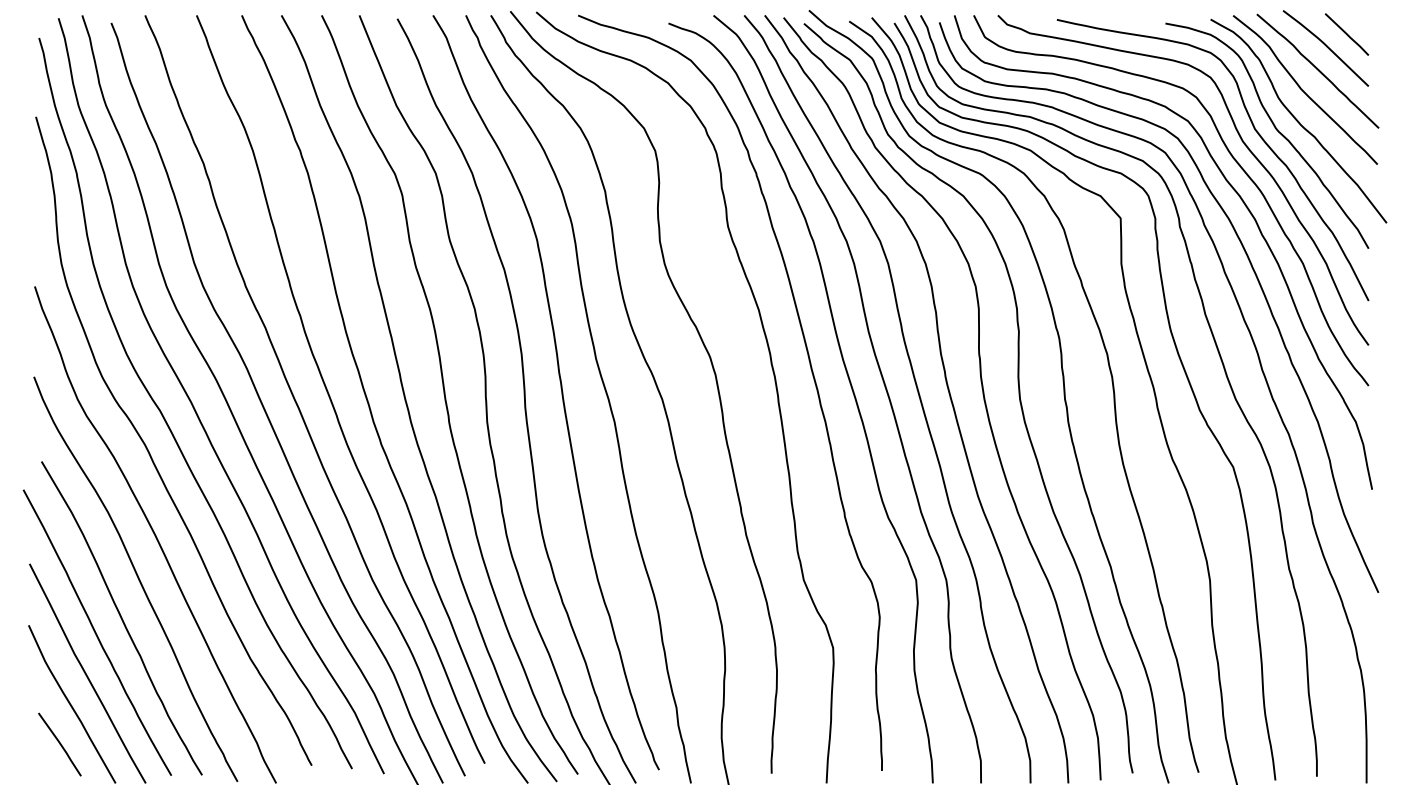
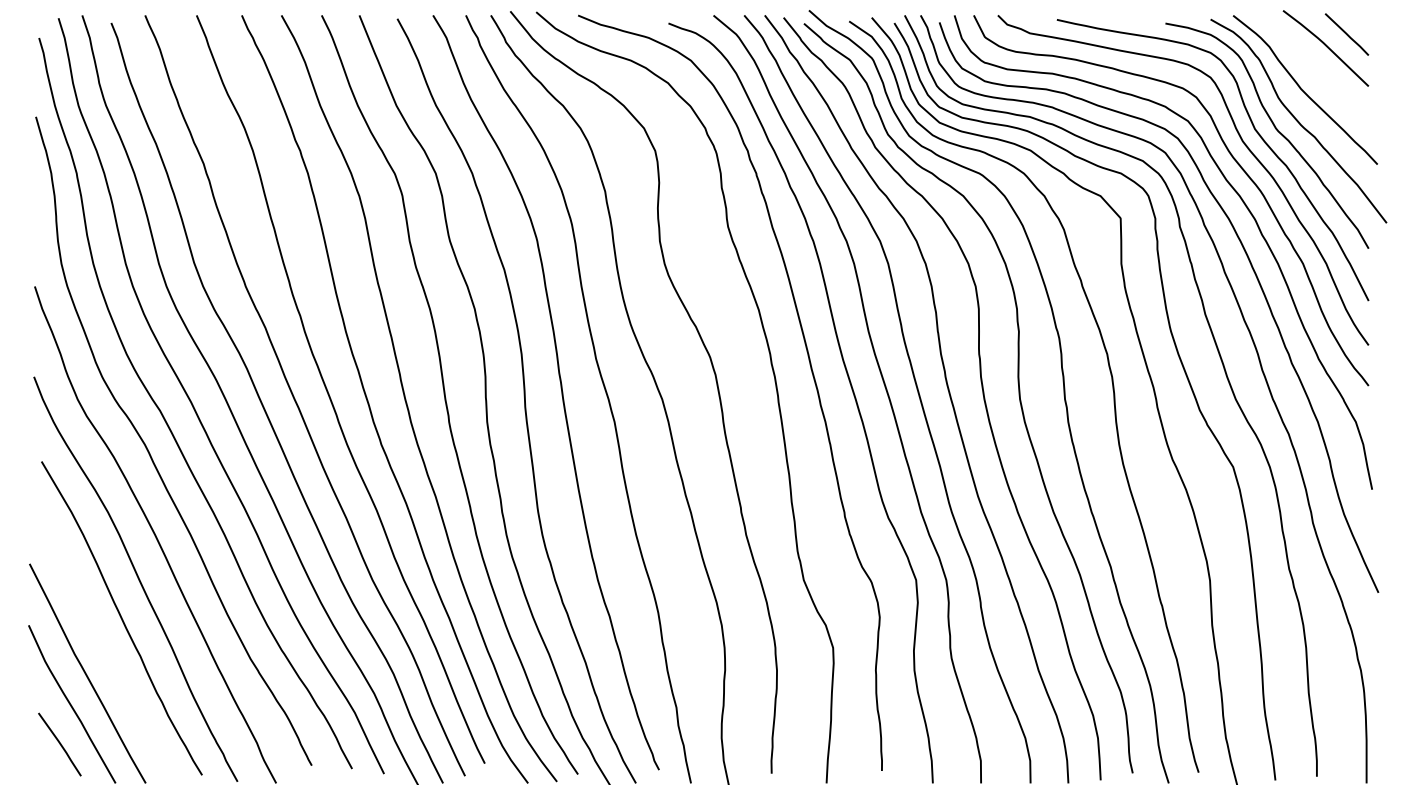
curve: present -> none (1317, 70)
curve: present -> none (96, 632)
